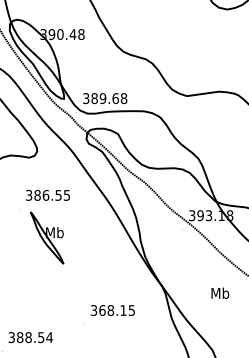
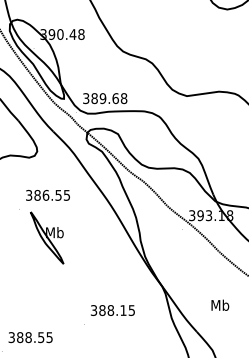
text position: (220, 292) -> (220, 304) (220, 304)
text: 368.15 -> 388.15 (102, 310)
text: 388.54 -> 388.55 (49, 337)
